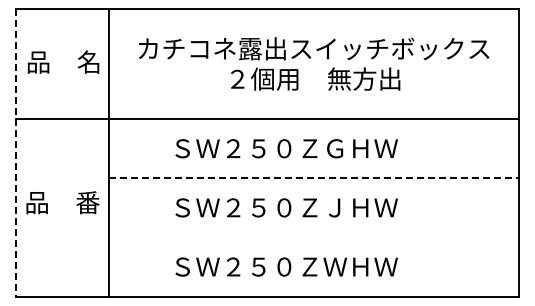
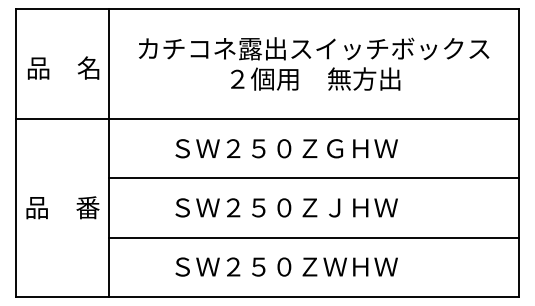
text position: (63, 61) -> (63, 67) (63, 67)
line: dashed -> solid (16, 152)
line: dashed -> solid (313, 178)
text position: (62, 202) -> (62, 207) (62, 207)
line: none -> present (313, 237)
